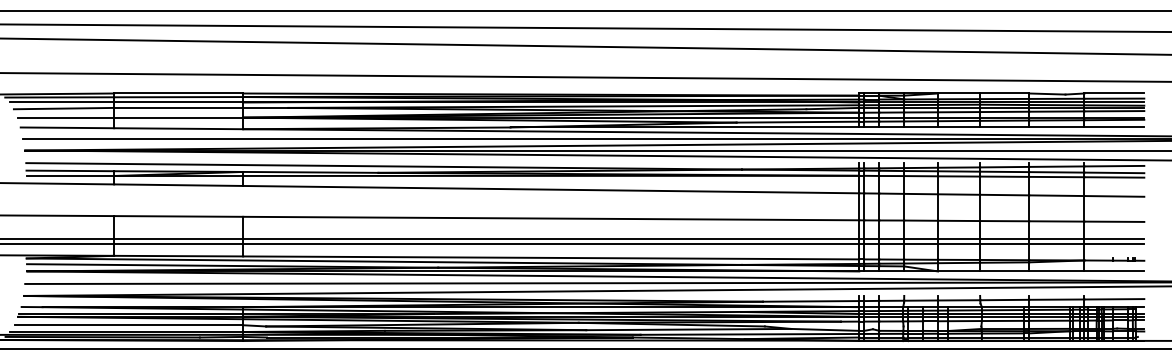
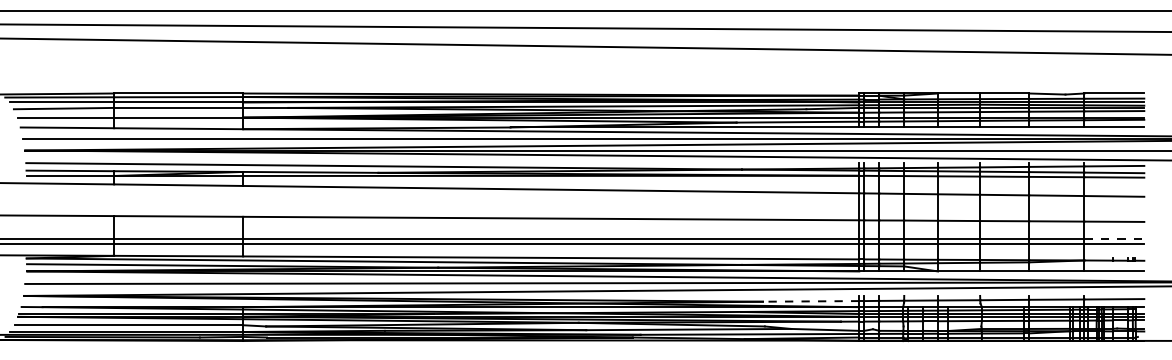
line: present -> none (585, 77)
line: solid -> dashed (1114, 238)
line: solid -> dashed (810, 301)
line: present -> none (585, 348)
